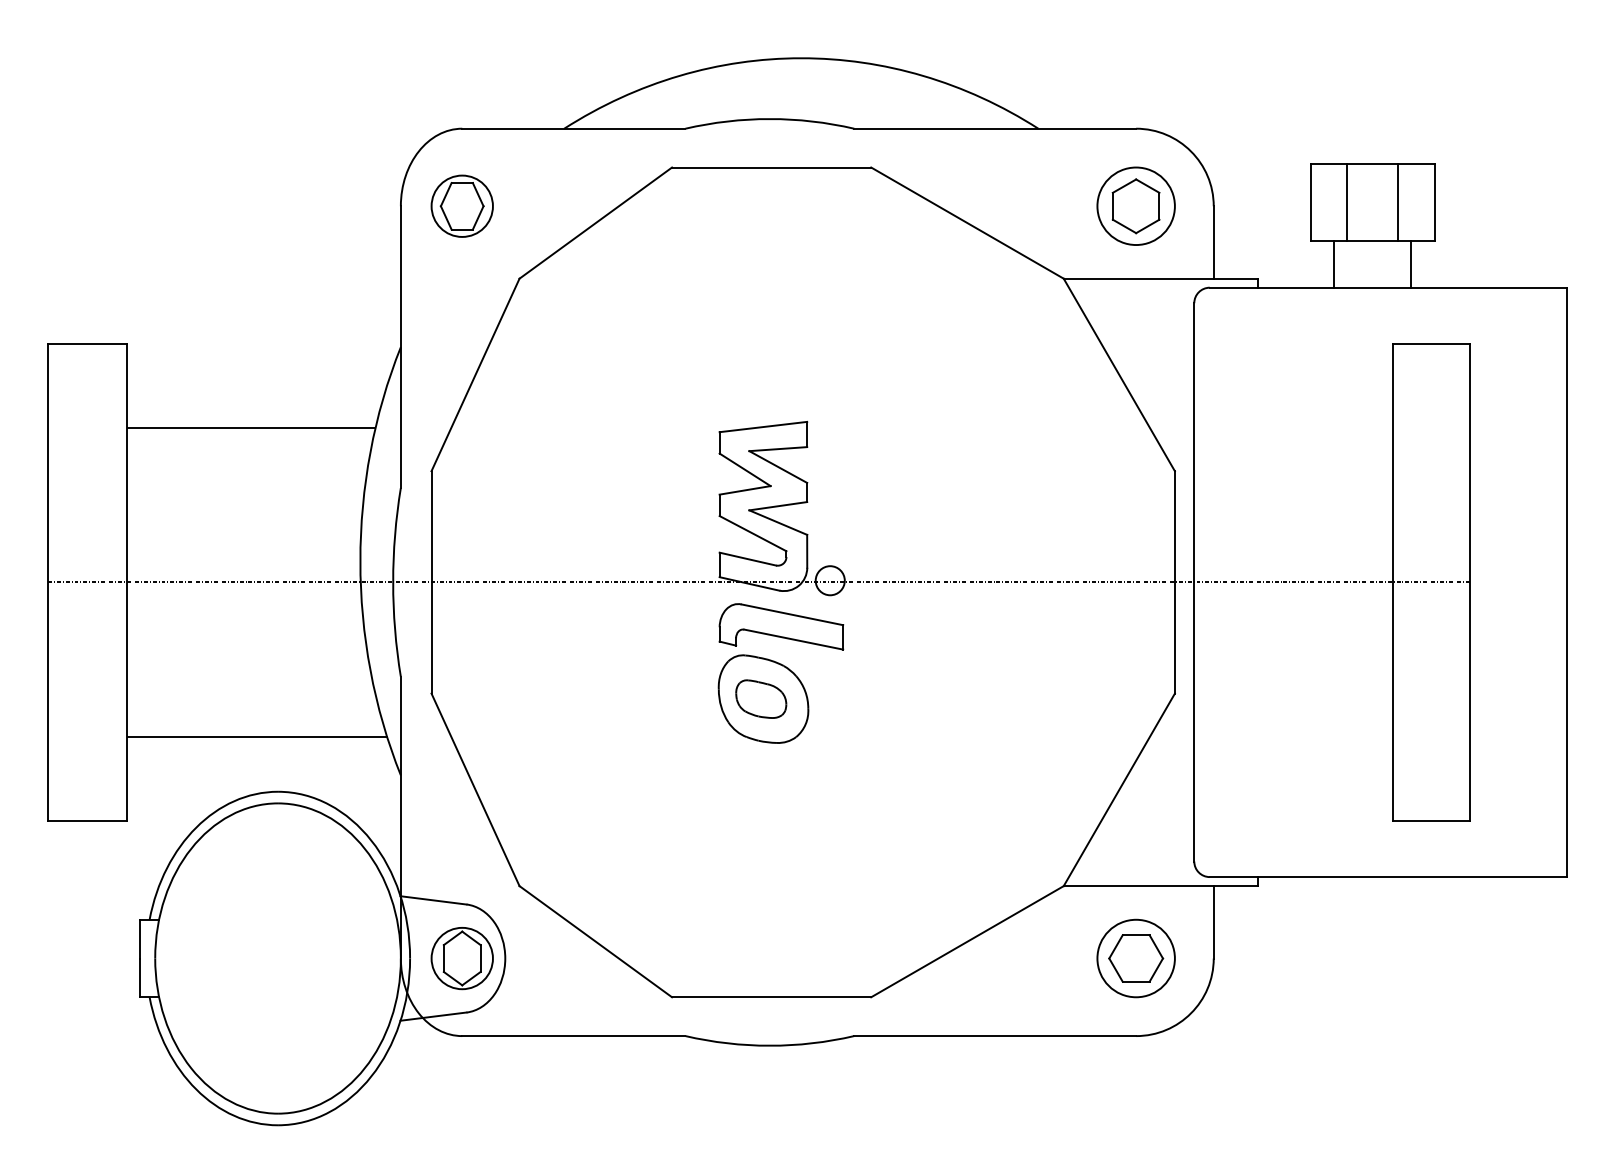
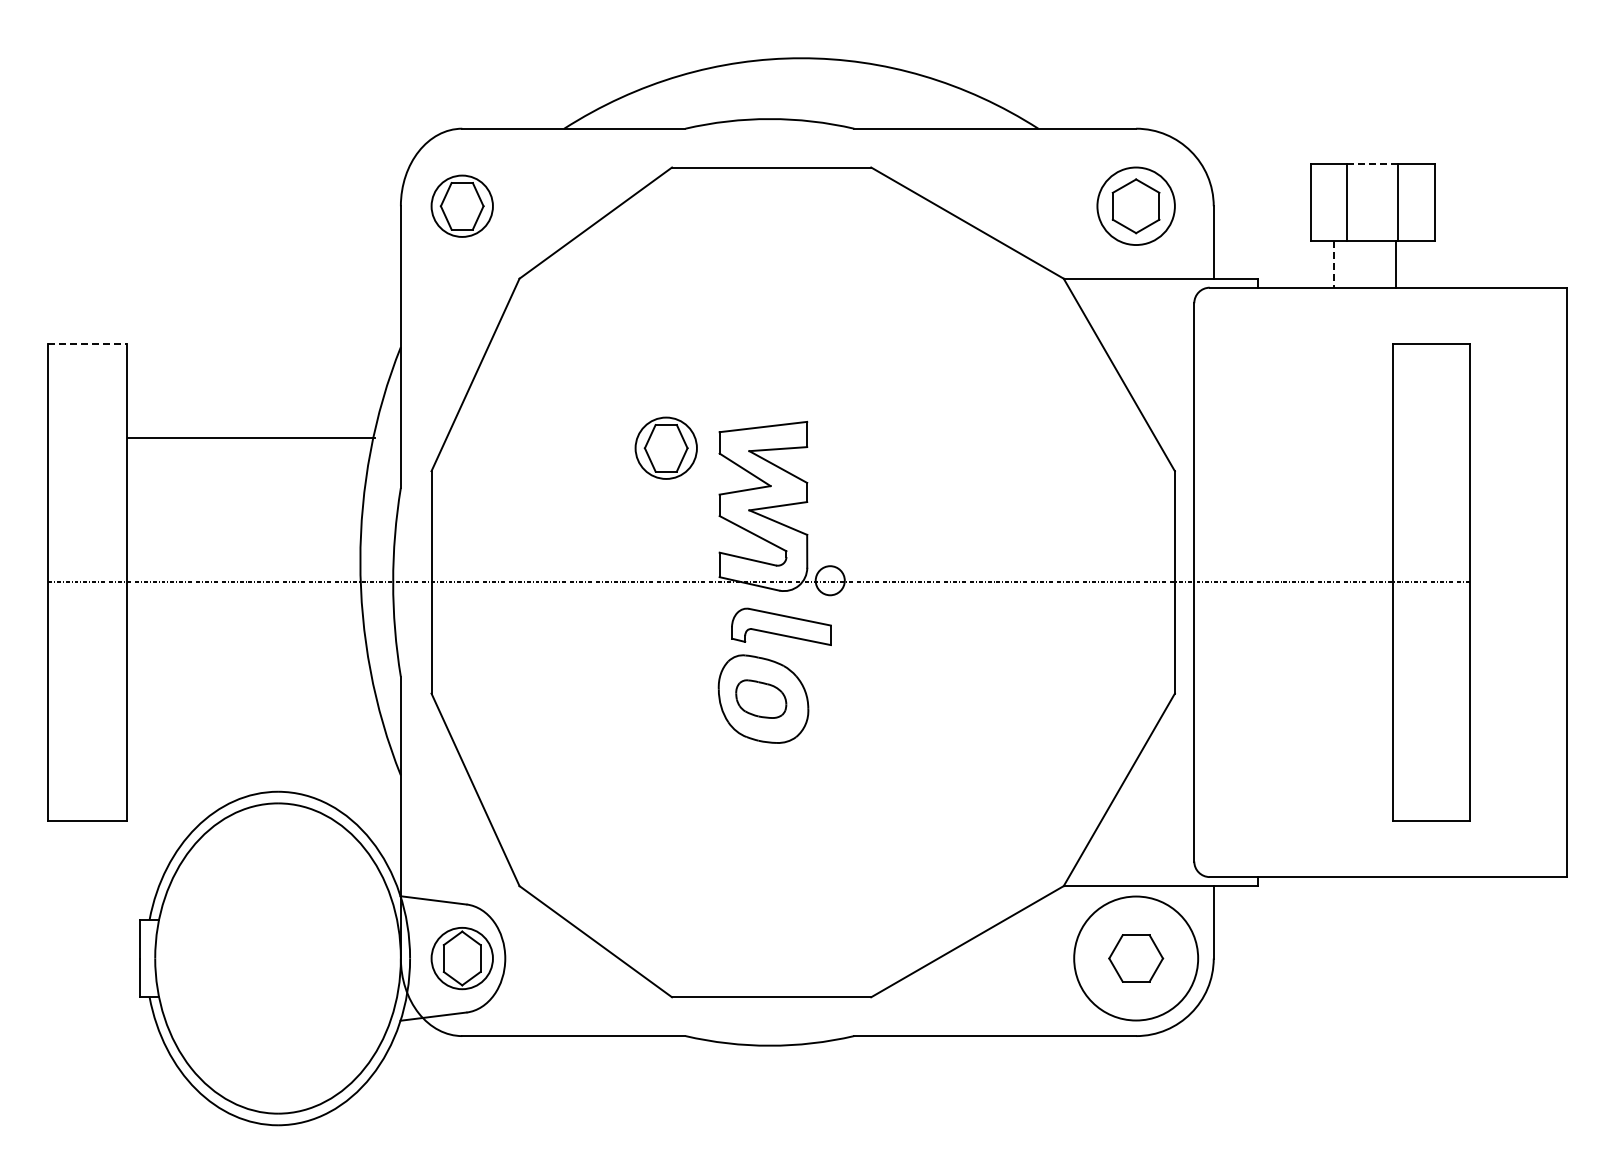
line: solid -> dashed (1372, 163)
line: solid -> dashed (1333, 264)
line position: (1411, 264) -> (1396, 264) (1396, 264)
line: solid -> dashed (88, 344)
line position: (251, 428) -> (251, 438) (251, 438)
part: none -> present (665, 447)
part size: 127x48 px -> 101x39 px (781, 626)
line: present -> none (257, 736)
circle diameter: 77 px -> 124 px (1136, 958)
